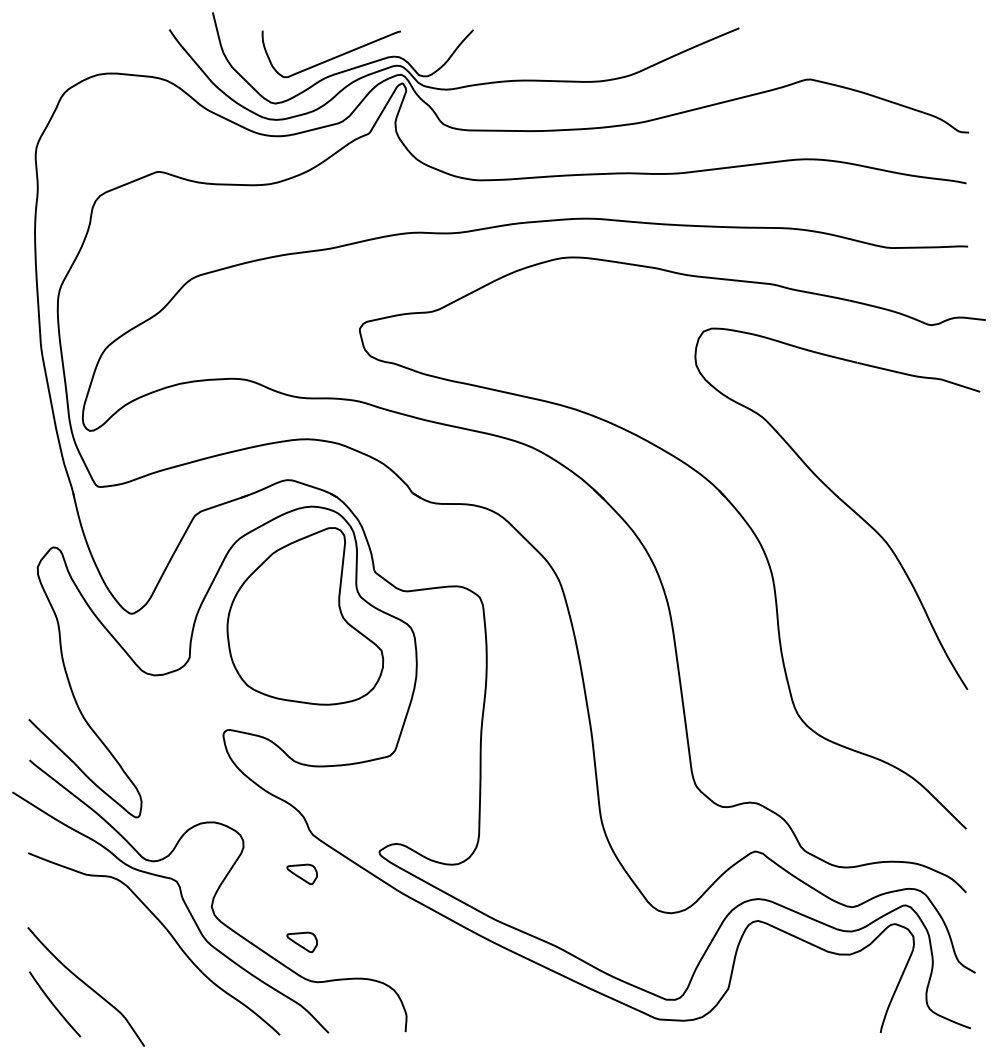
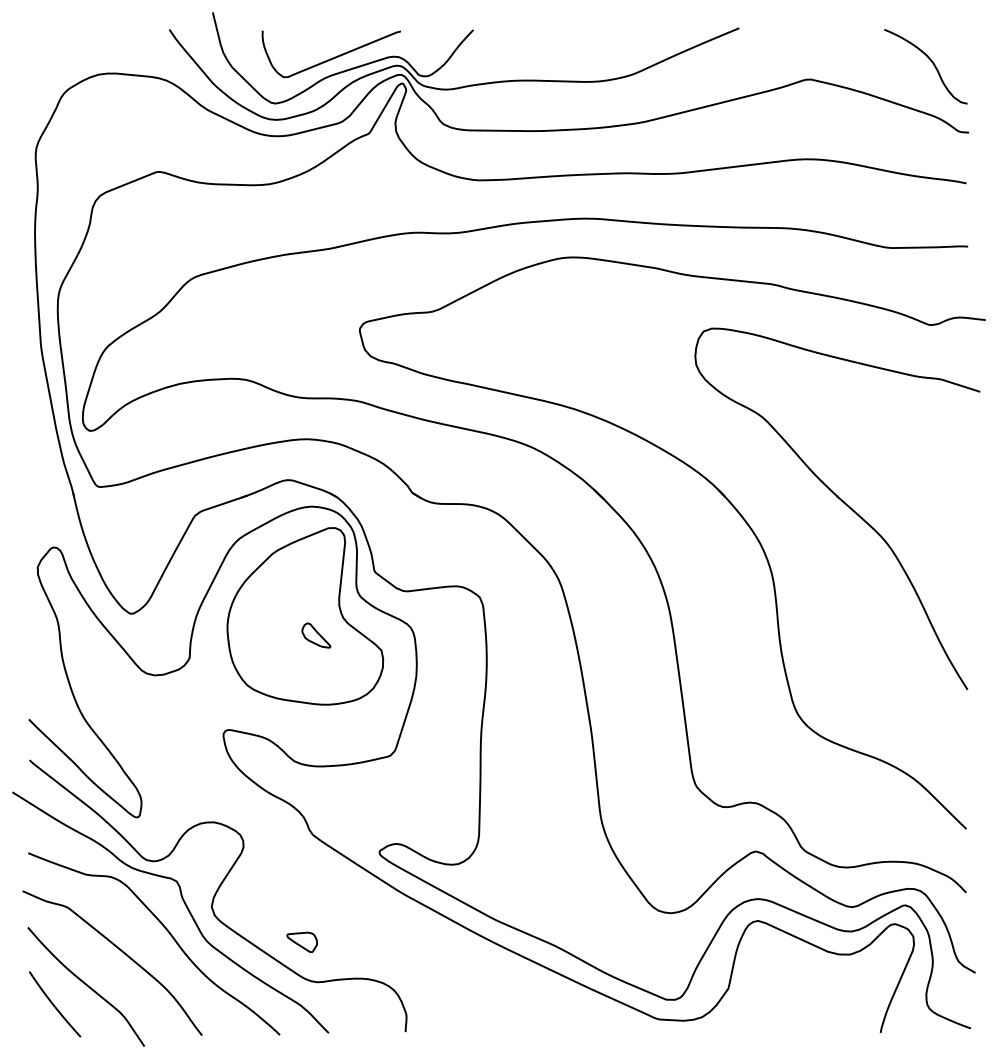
curve: none -> present (930, 61)
part: none -> present (316, 635)
part: present -> none (301, 873)
curve: none -> present (120, 951)
